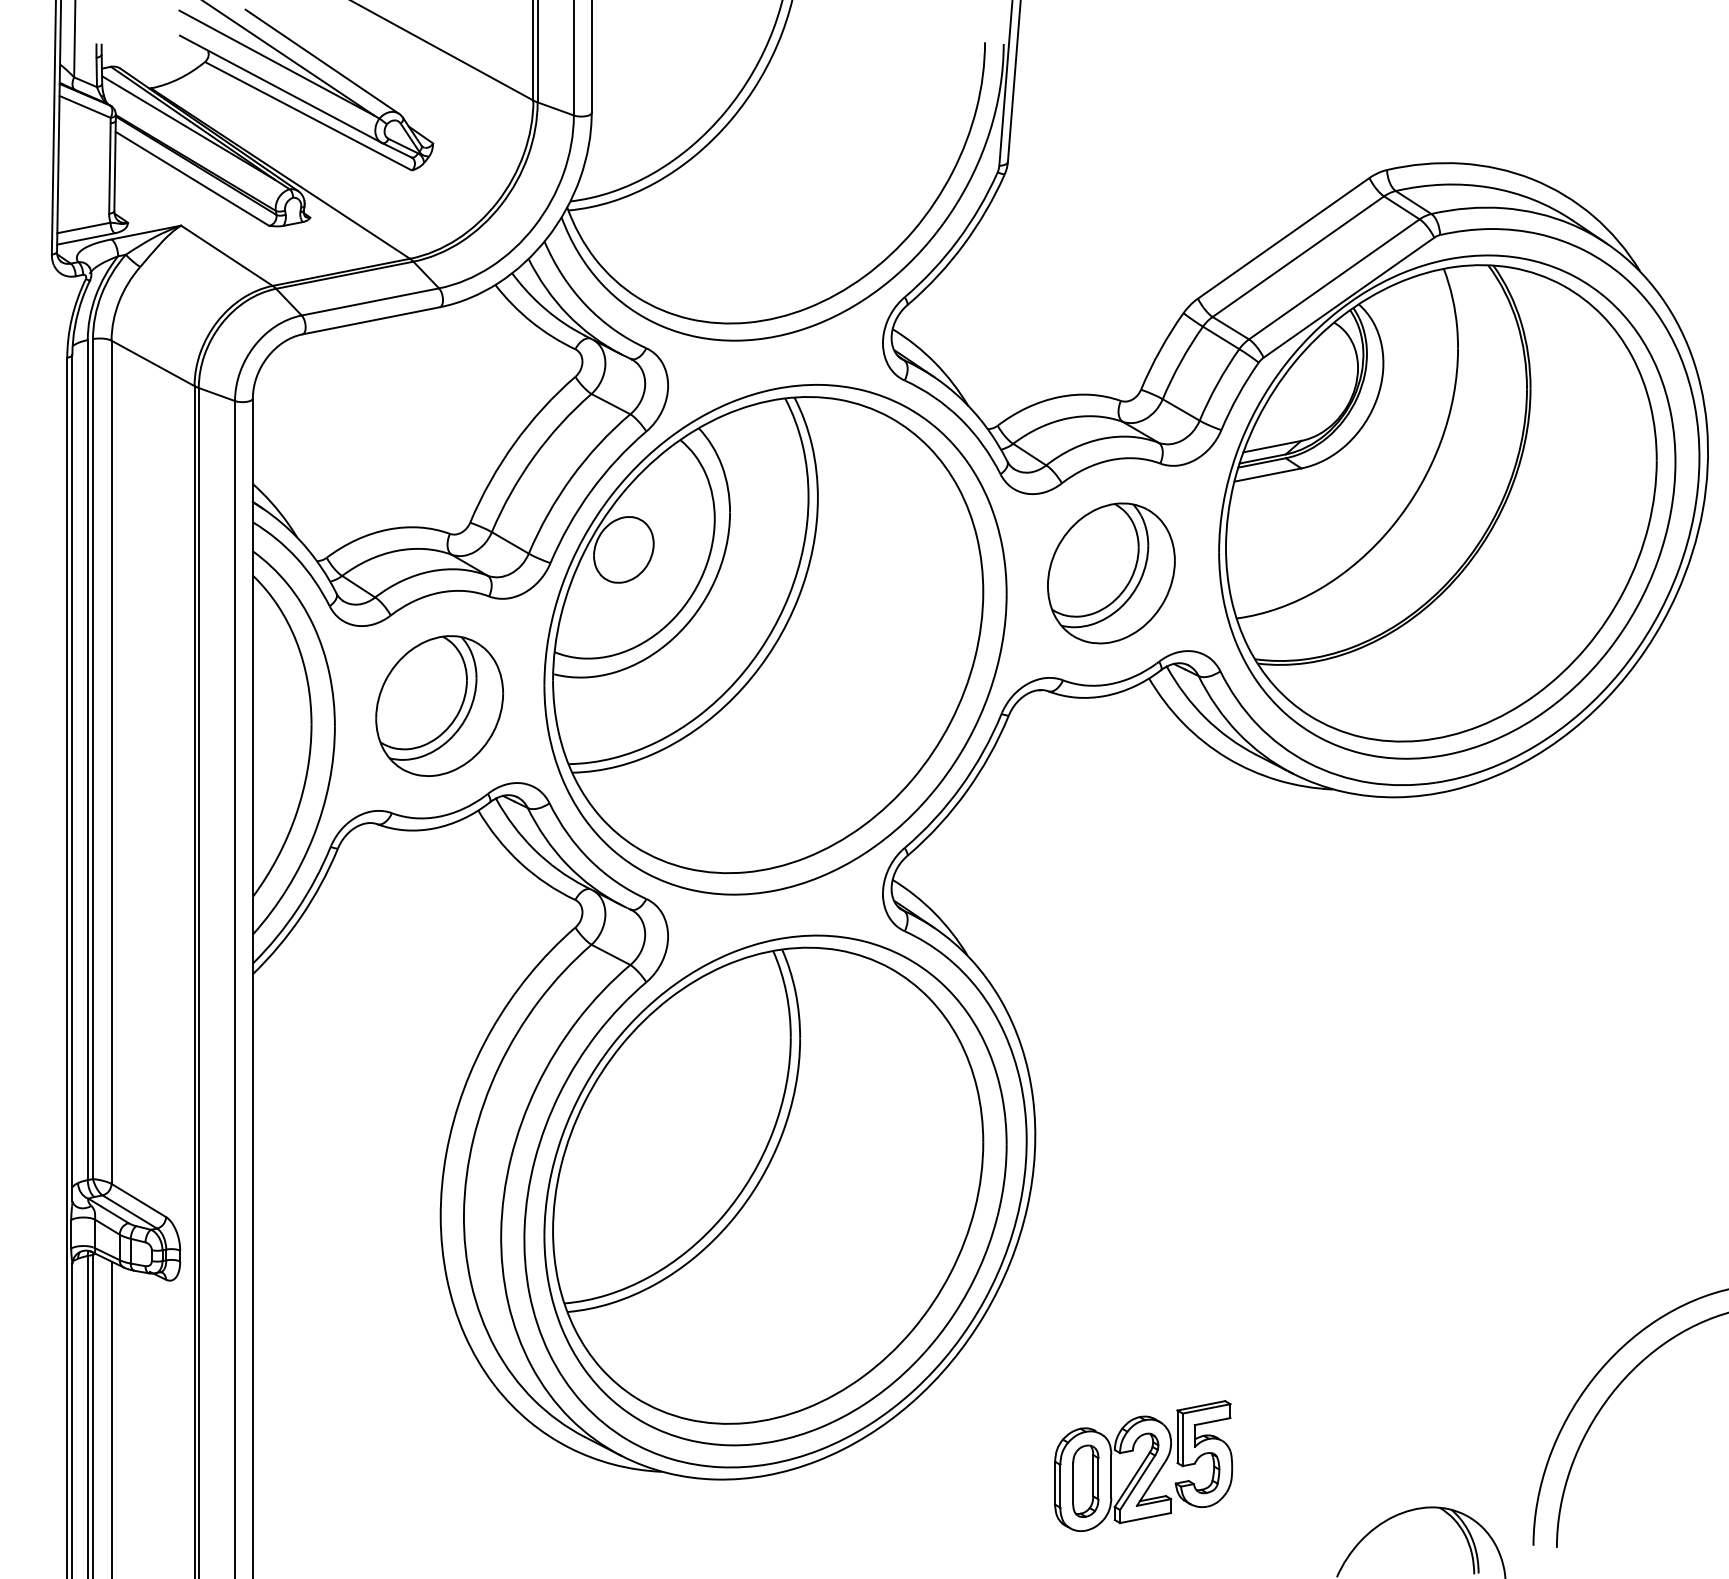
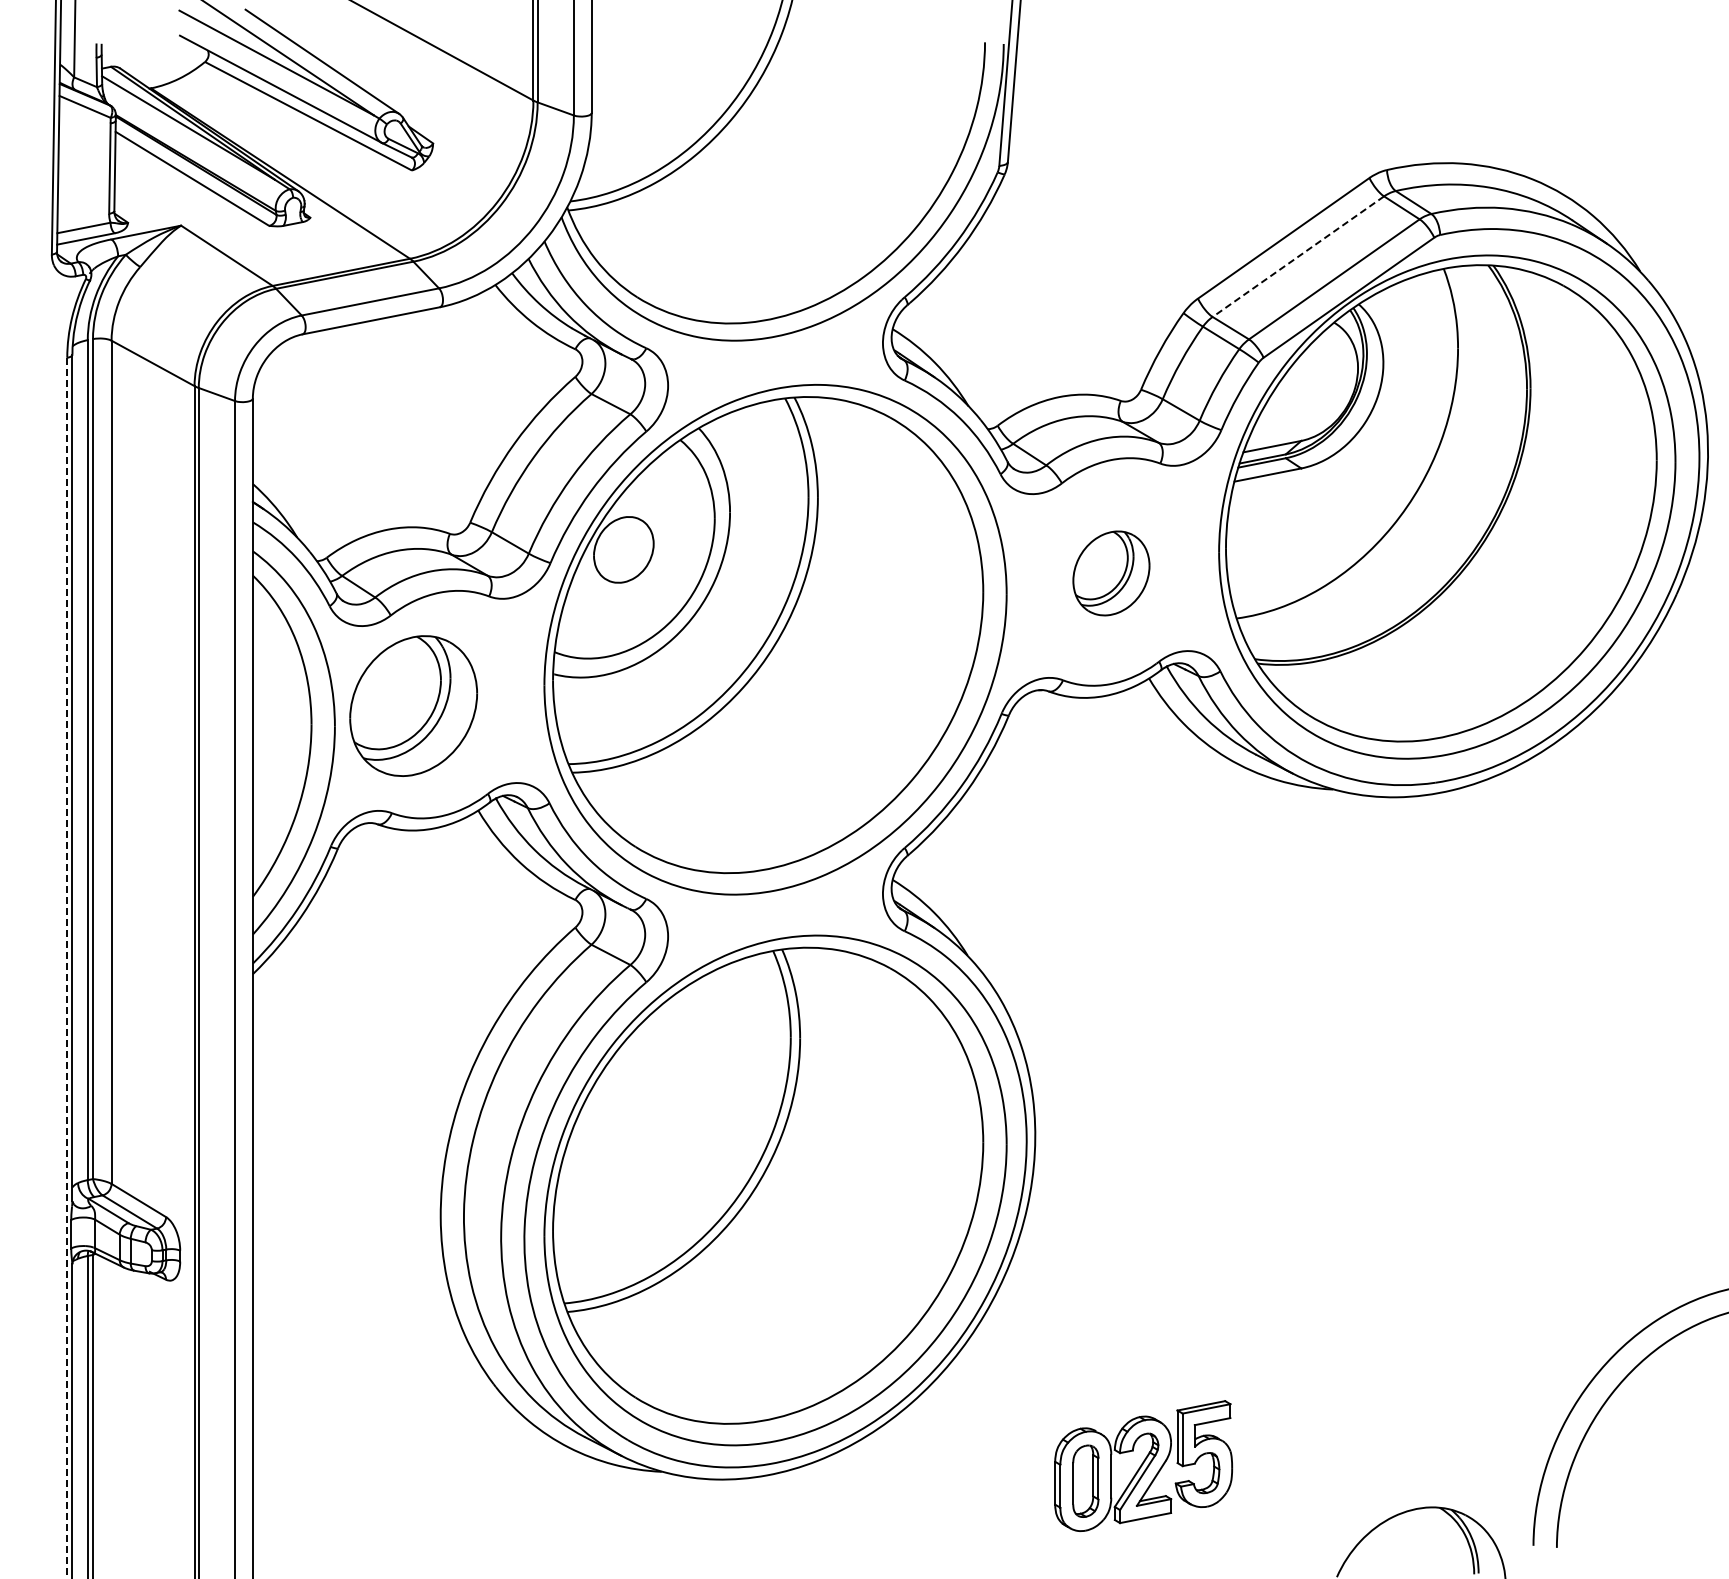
line: solid -> dashed (1298, 256)
part size: 129x143 px -> 79x87 px (1111, 573)
part position: (439, 705) -> (413, 705) (413, 705)
line: solid -> dashed (67, 968)
line: present -> none (111, 1418)
